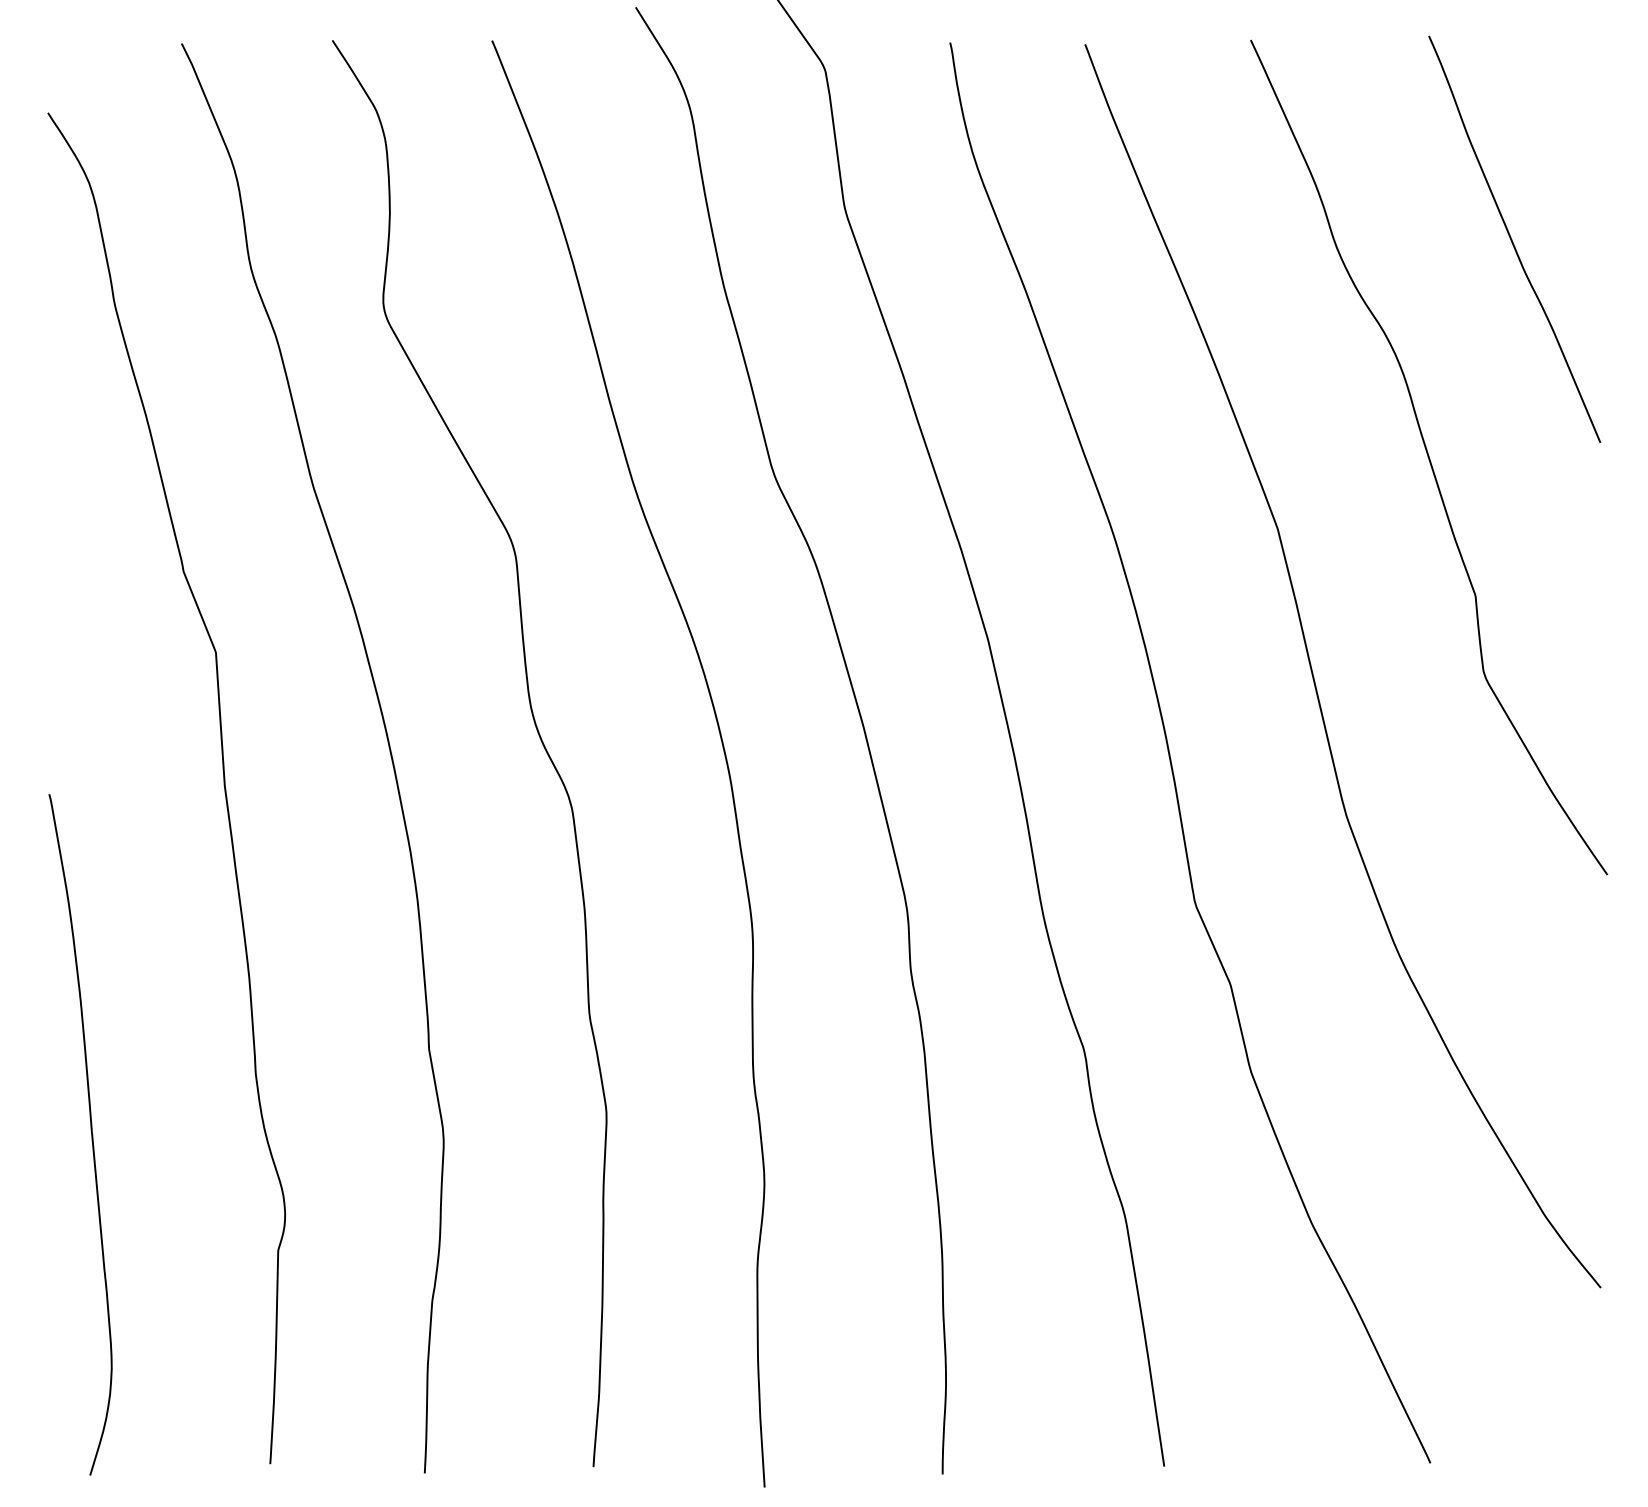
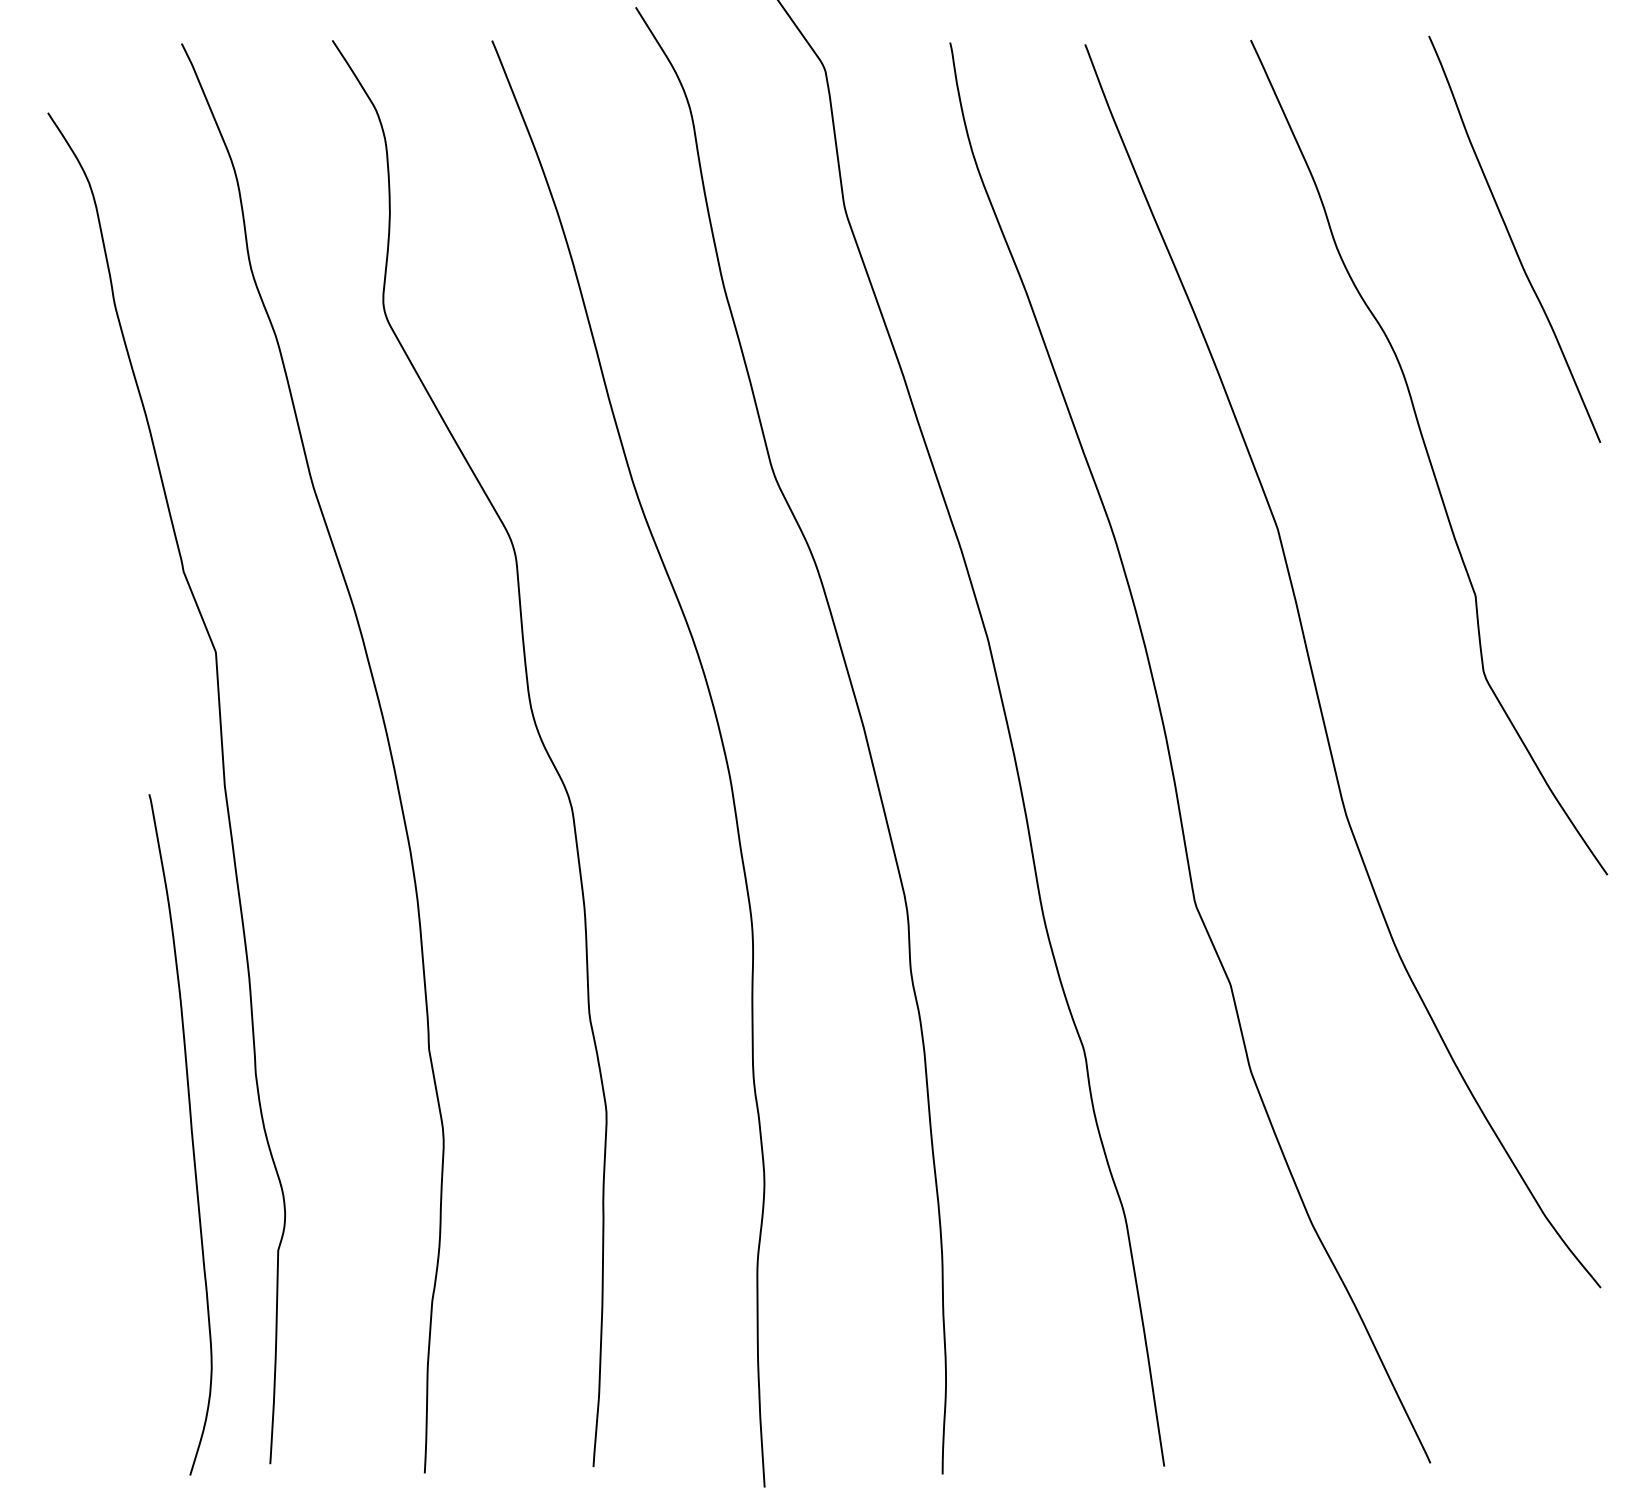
curve position: (90, 1130) -> (190, 1130) (190, 1130)
